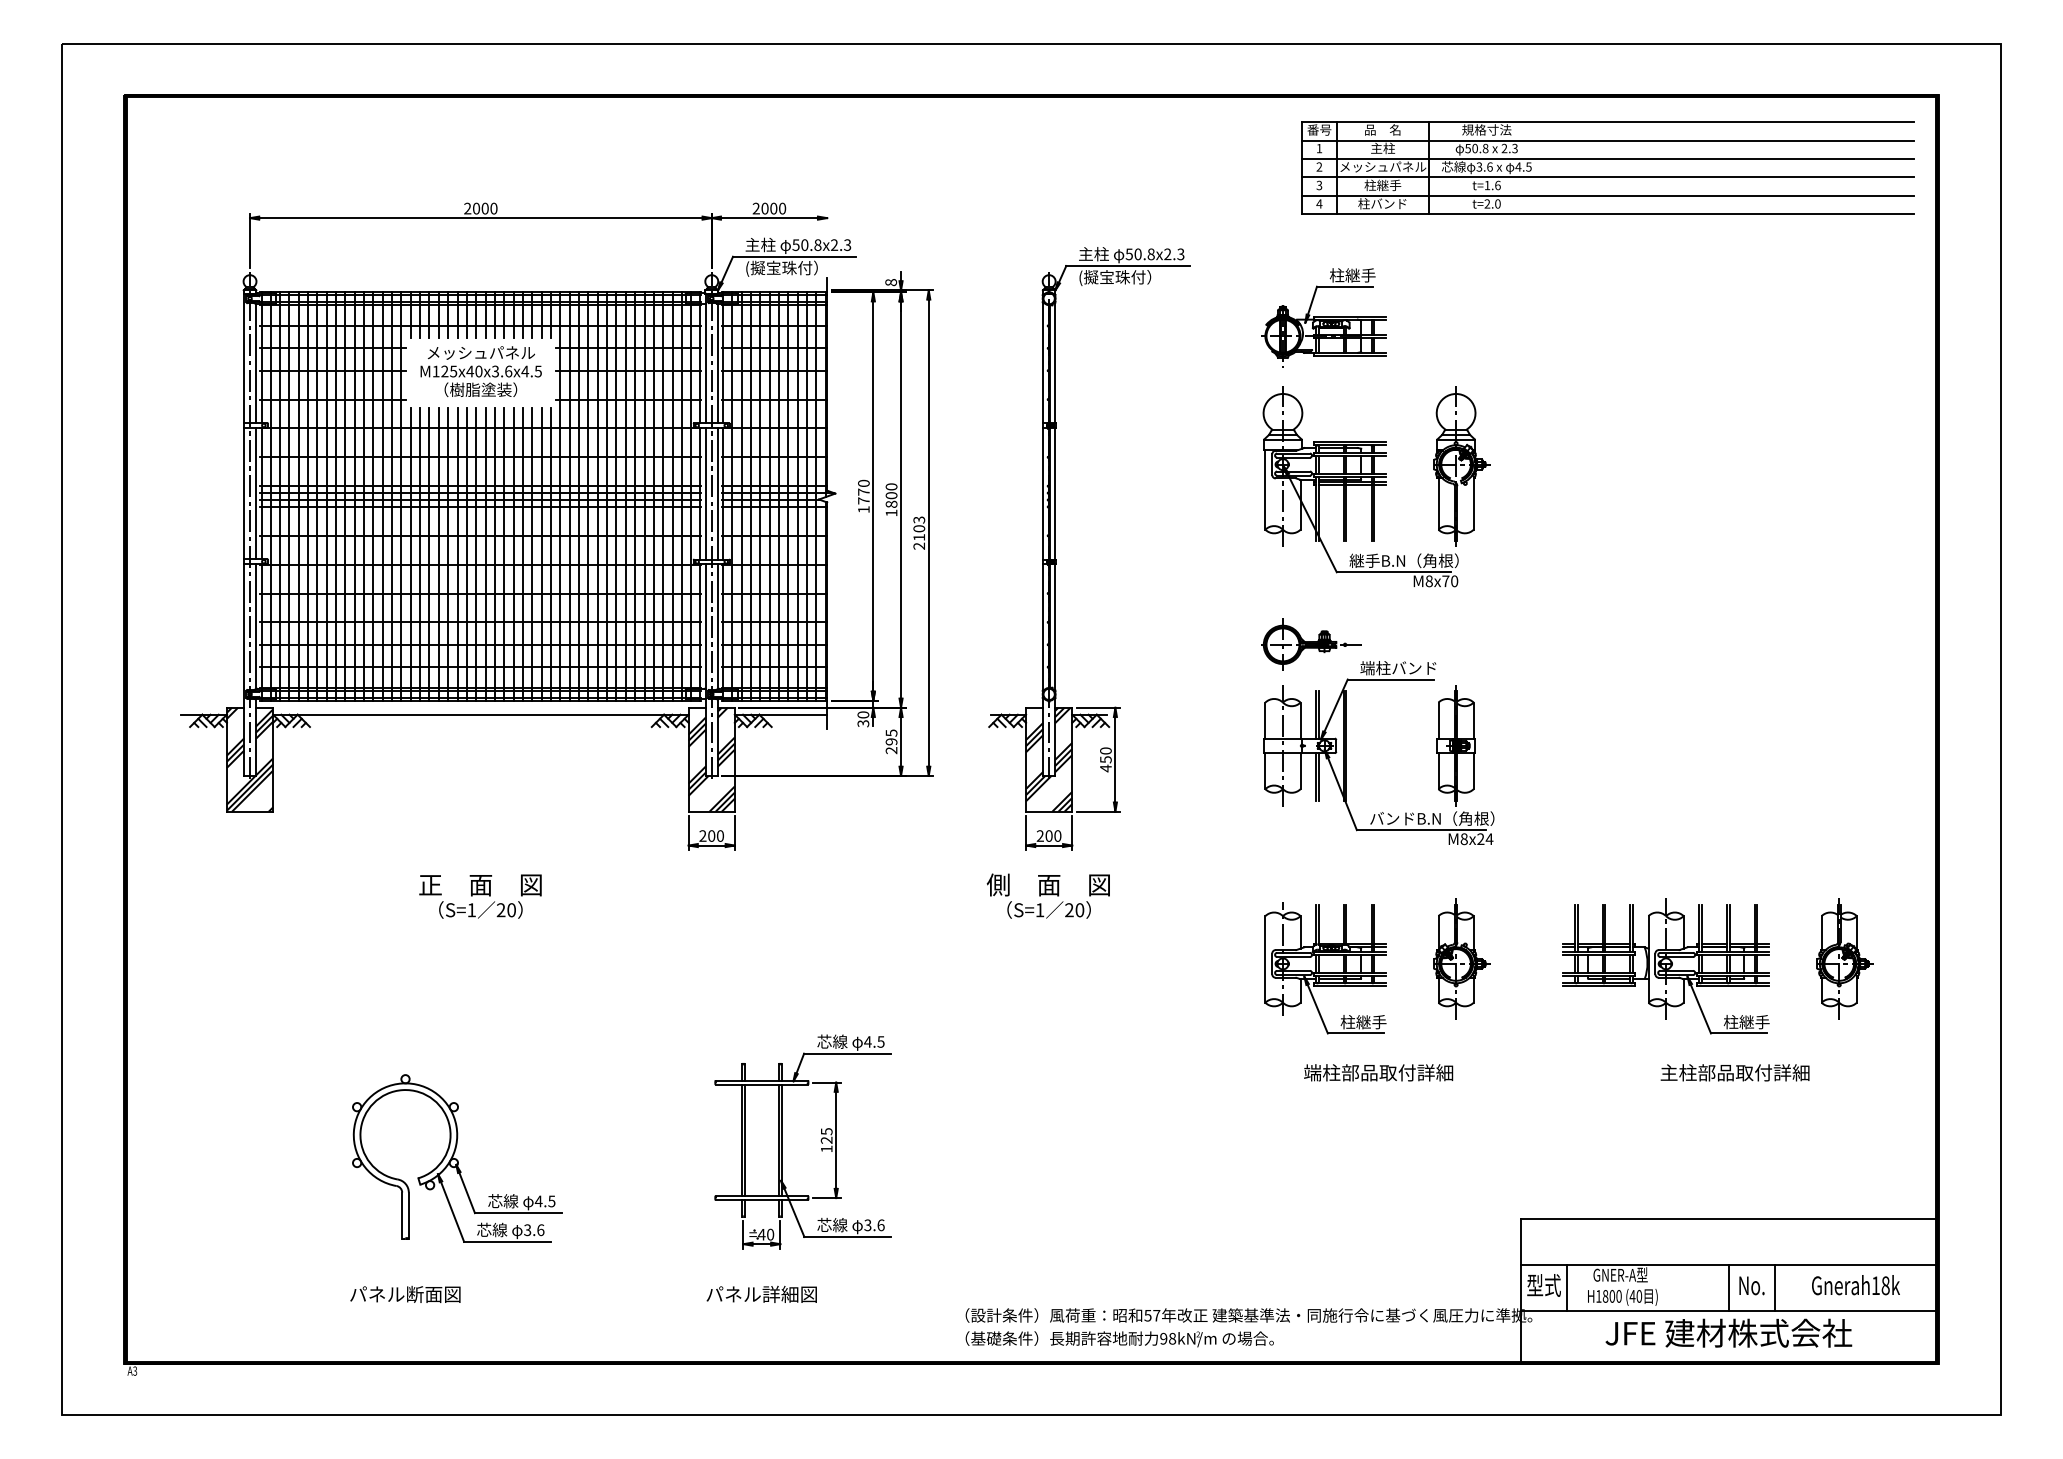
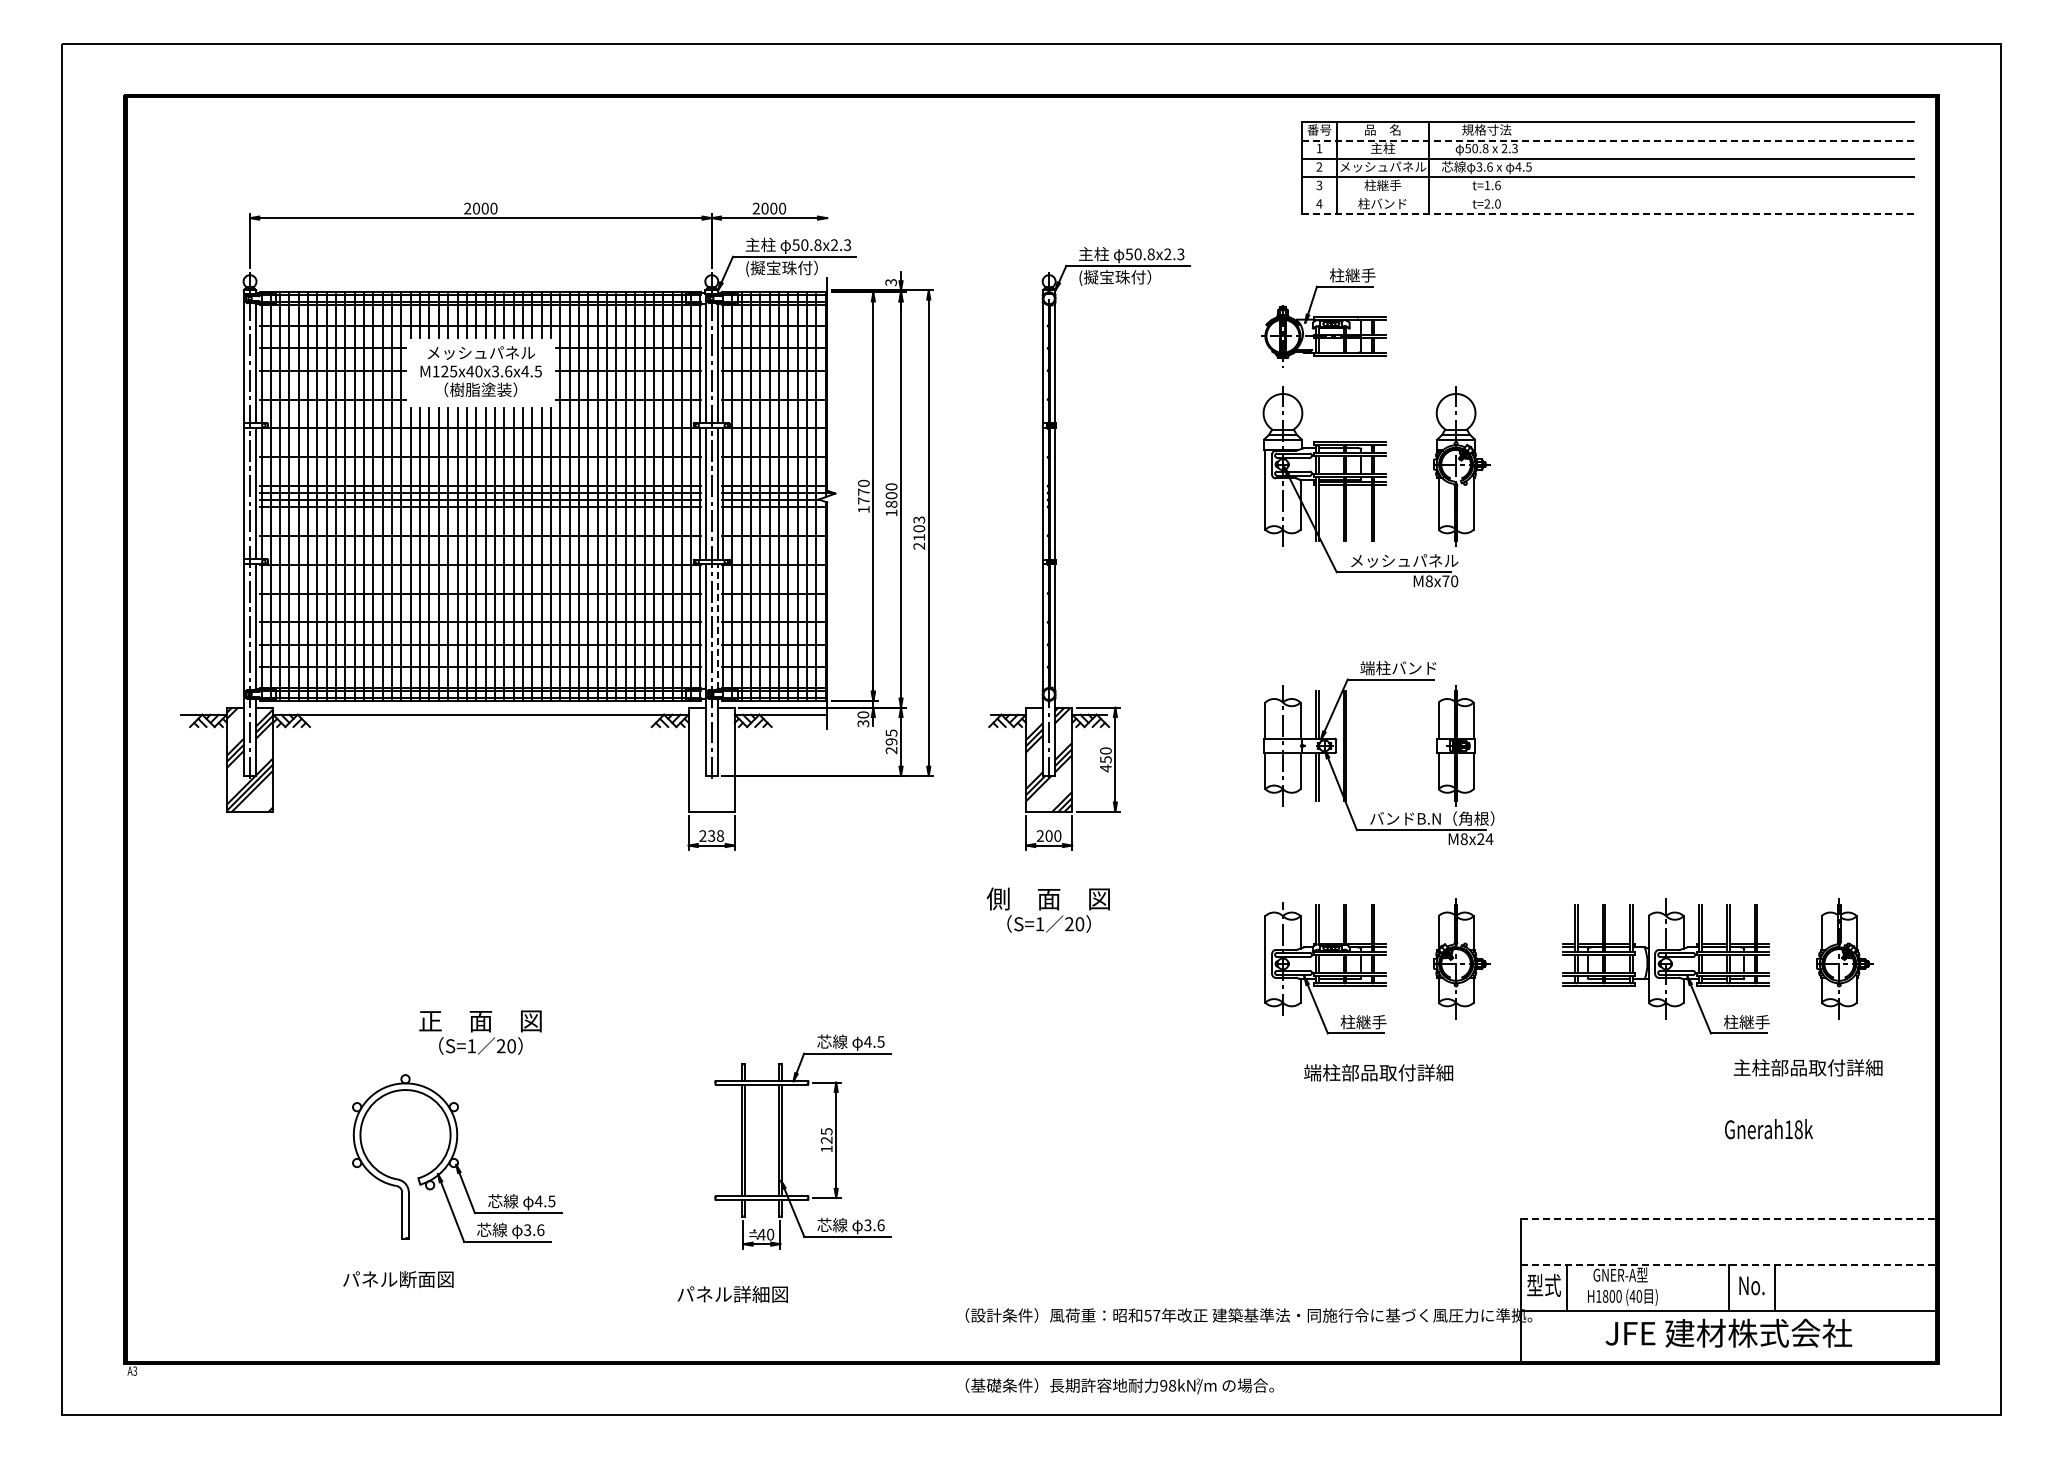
line: solid -> dashed (1608, 140)
line: present -> none (1607, 195)
line: solid -> dashed (1608, 214)
text: 8 -> 3 (890, 282)
text: 継手B.N（角根） -> メッシュパネル (1403, 560)
line: solid -> dashed (717, 626)
part: present -> none (1311, 644)
hatch: present -> none (711, 759)
text: 200 -> 238 (716, 835)
text position: (1047, 895) -> (1047, 909) (1047, 909)
text position: (480, 896) -> (480, 1032) (480, 1032)
text position: (1734, 1072) -> (1807, 1067) (1807, 1067)
line: solid -> dashed (1728, 1218)
line: solid -> dashed (1728, 1265)
text position: (1855, 1285) -> (1768, 1129) (1768, 1129)
text position: (405, 1293) -> (398, 1278) (398, 1278)
text position: (761, 1293) -> (732, 1293) (732, 1293)
text position: (1119, 1339) -> (1119, 1386) (1119, 1386)
